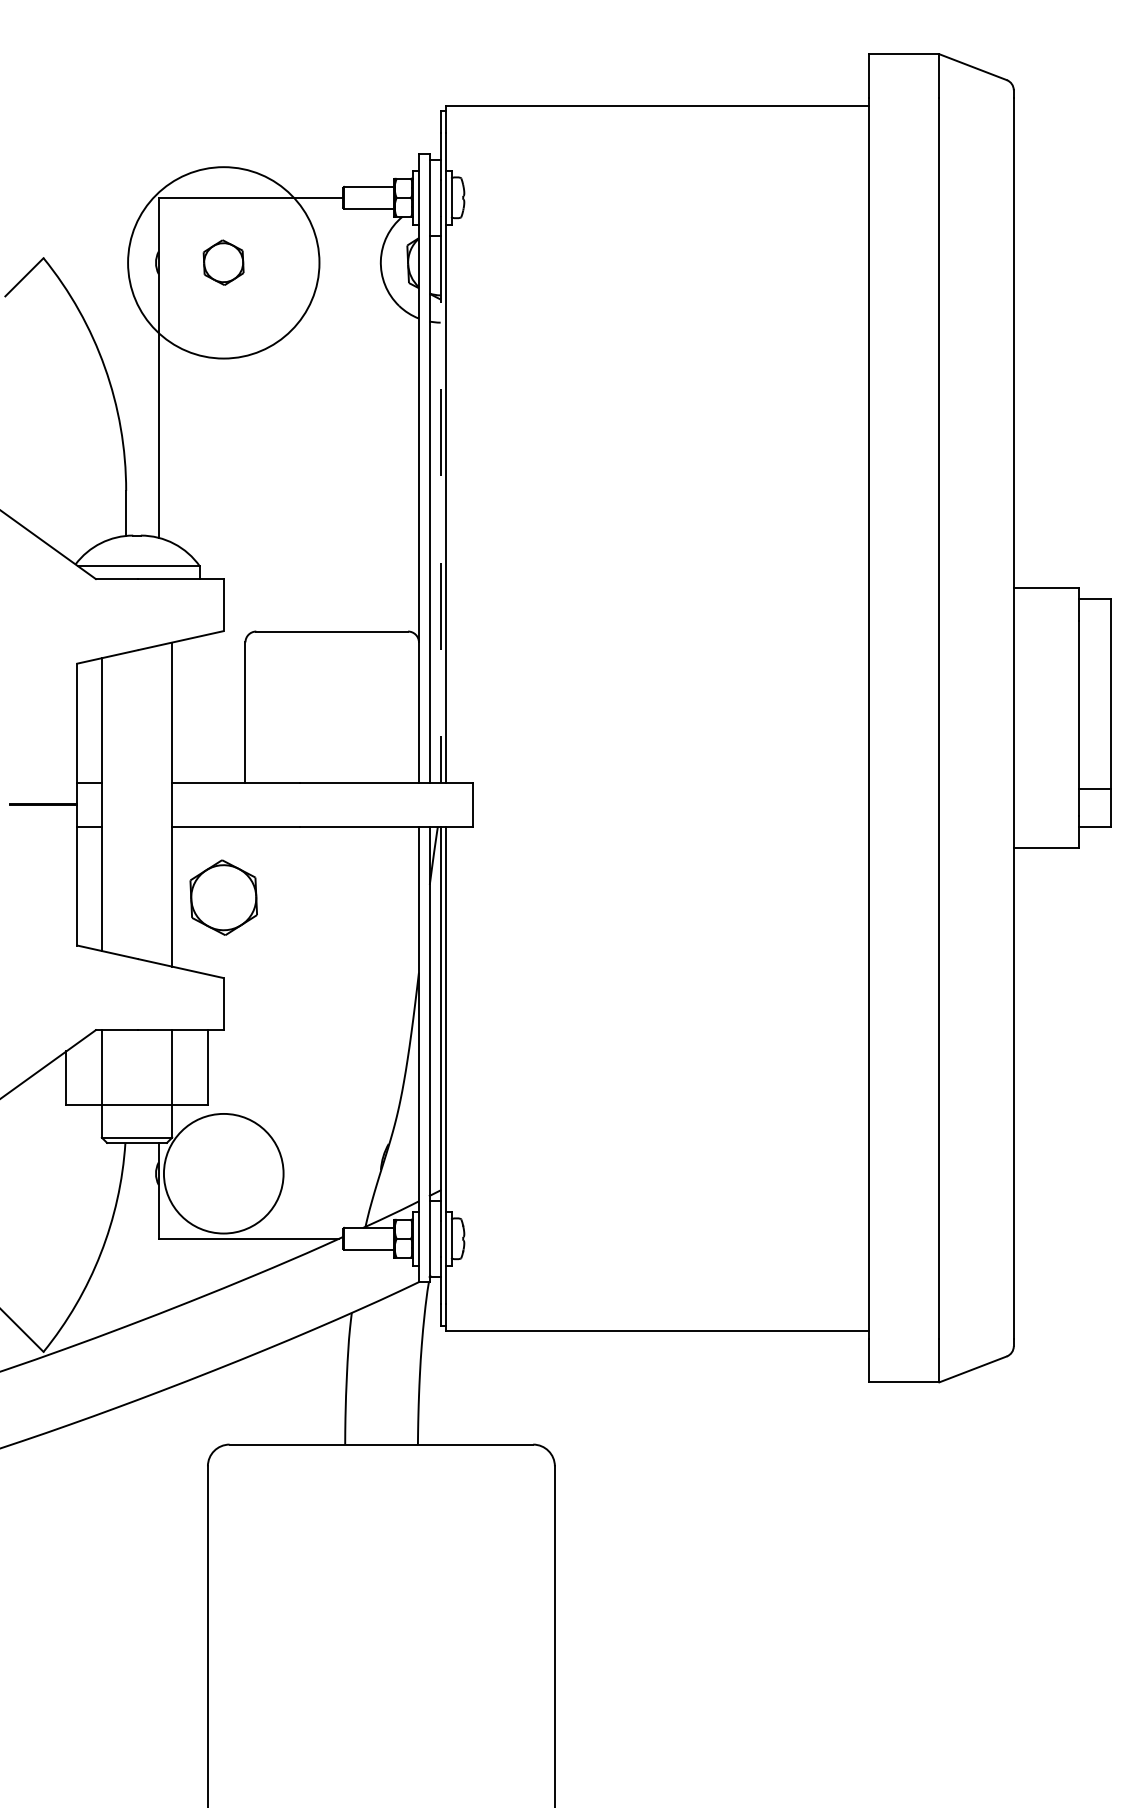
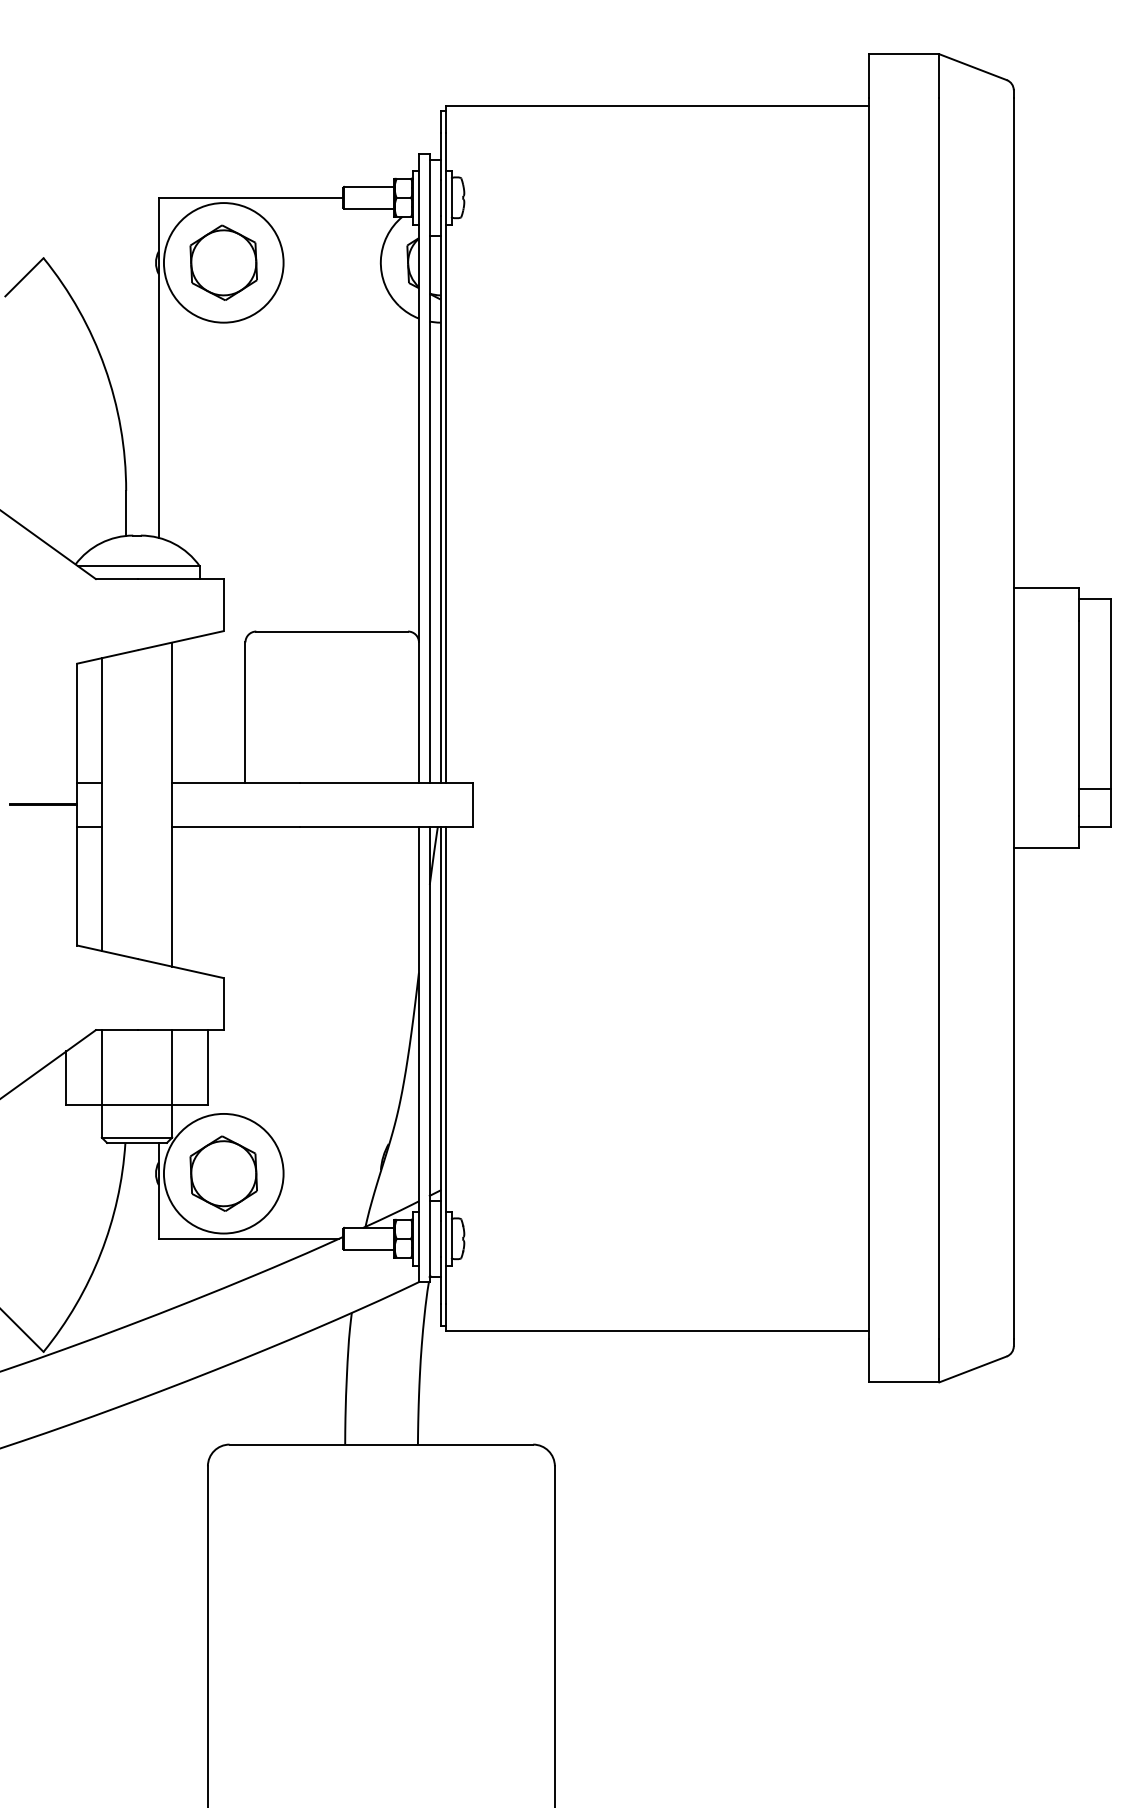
circle diameter: 191 px -> 120 px (223, 262)
part size: 43x47 px -> 69x77 px (223, 262)
line: dashed -> solid (440, 499)
part position: (223, 897) -> (223, 1173) (223, 1173)
